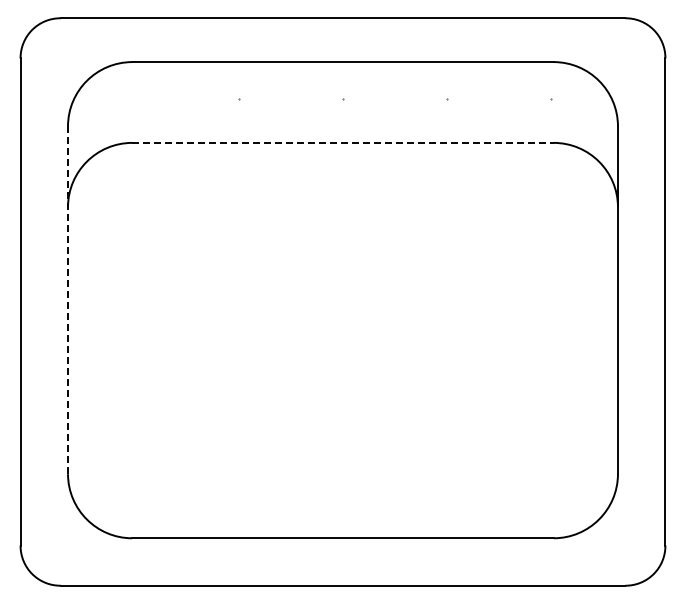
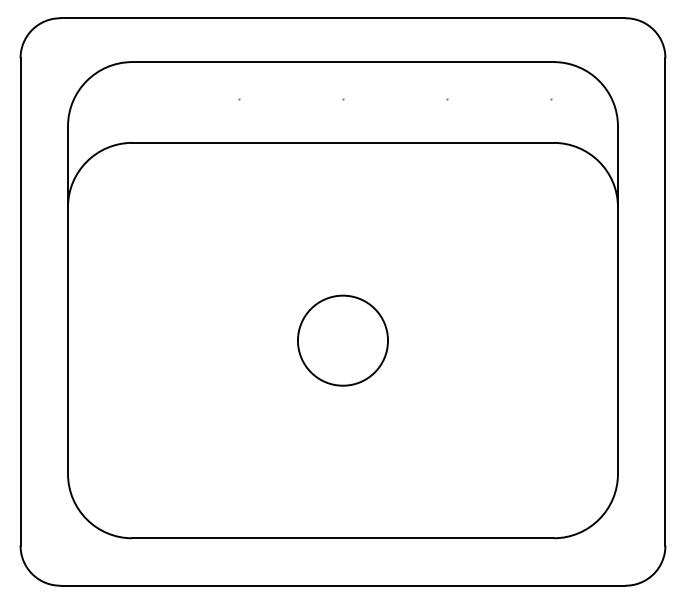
line: dashed -> solid (343, 142)
line: dashed -> solid (68, 300)
circle: none -> present (342, 340)
